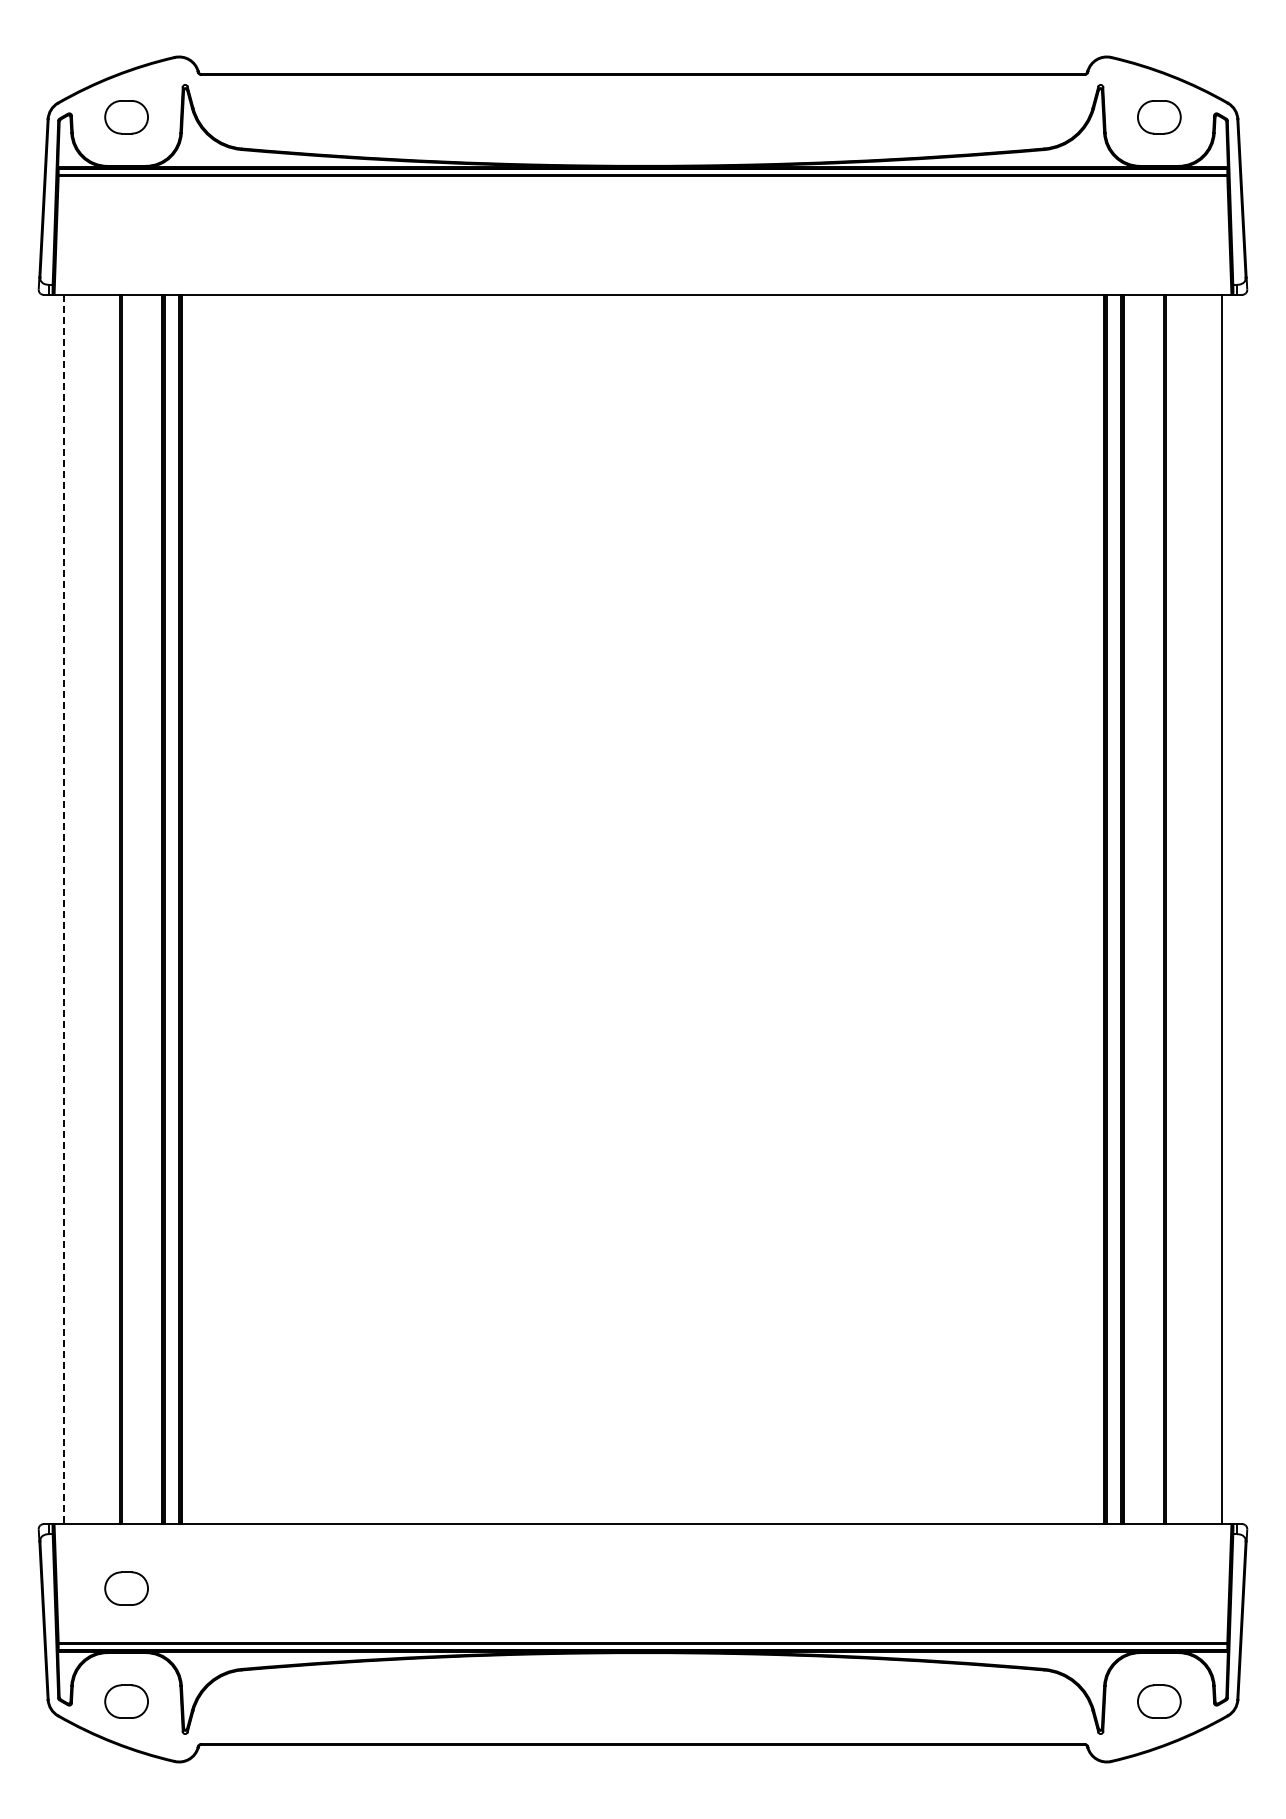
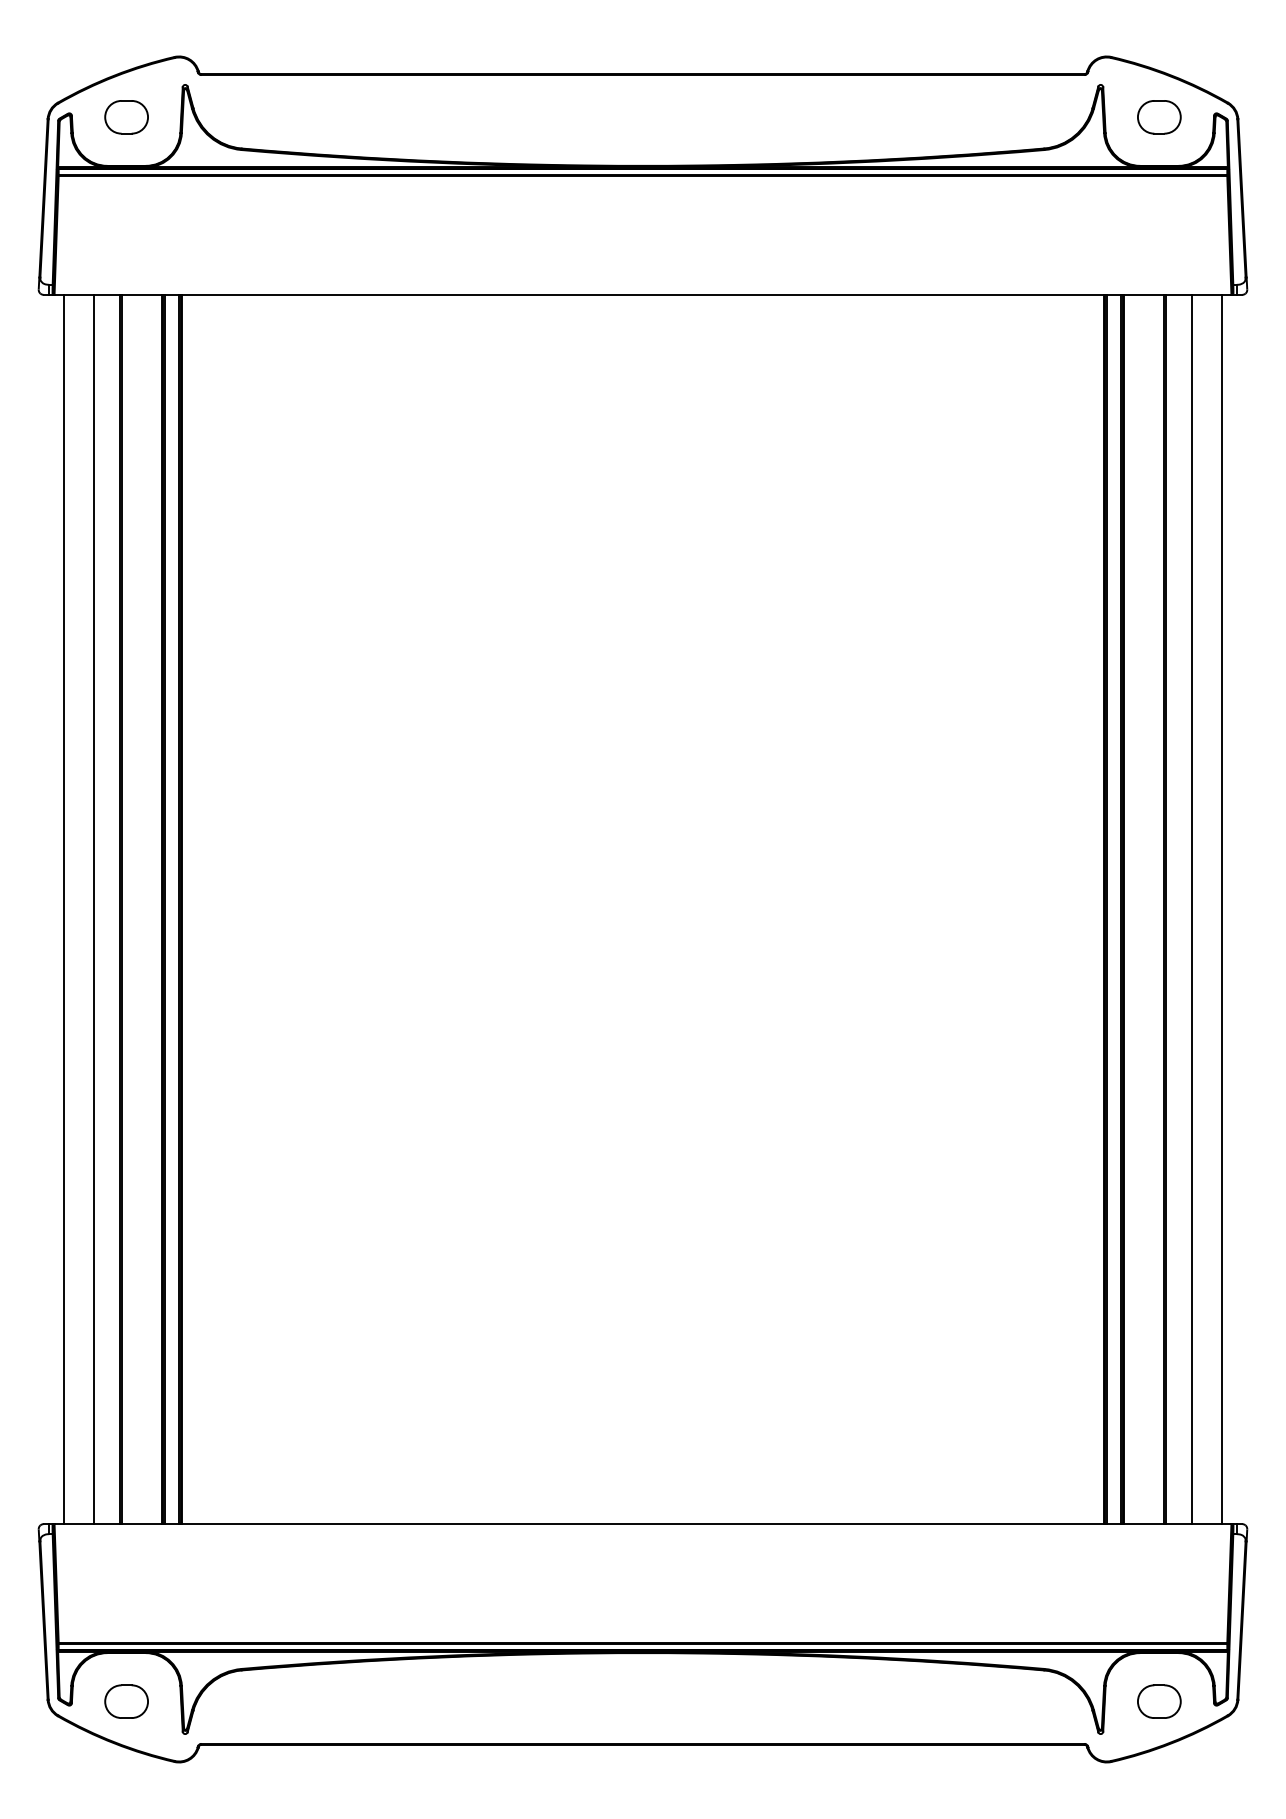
line: dashed -> solid (63, 909)
line: none -> present (93, 909)
line: none -> present (1192, 909)
part: present -> none (126, 1588)
